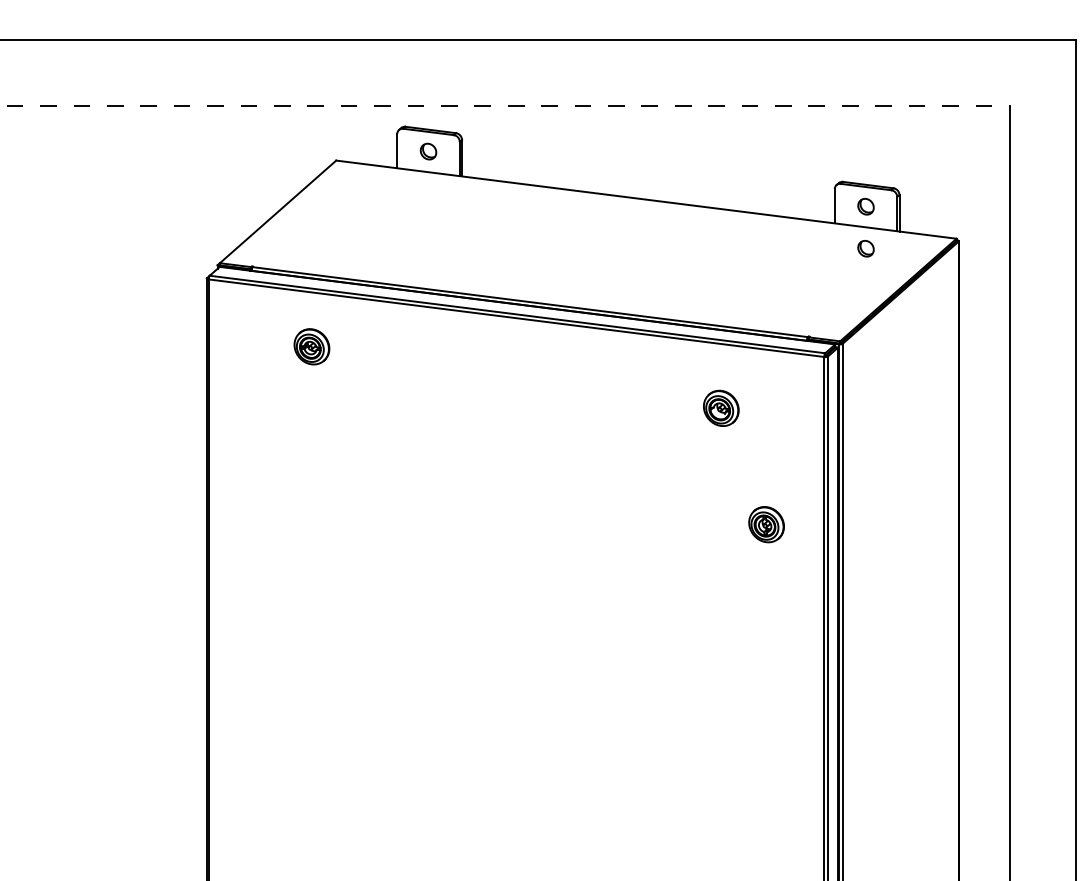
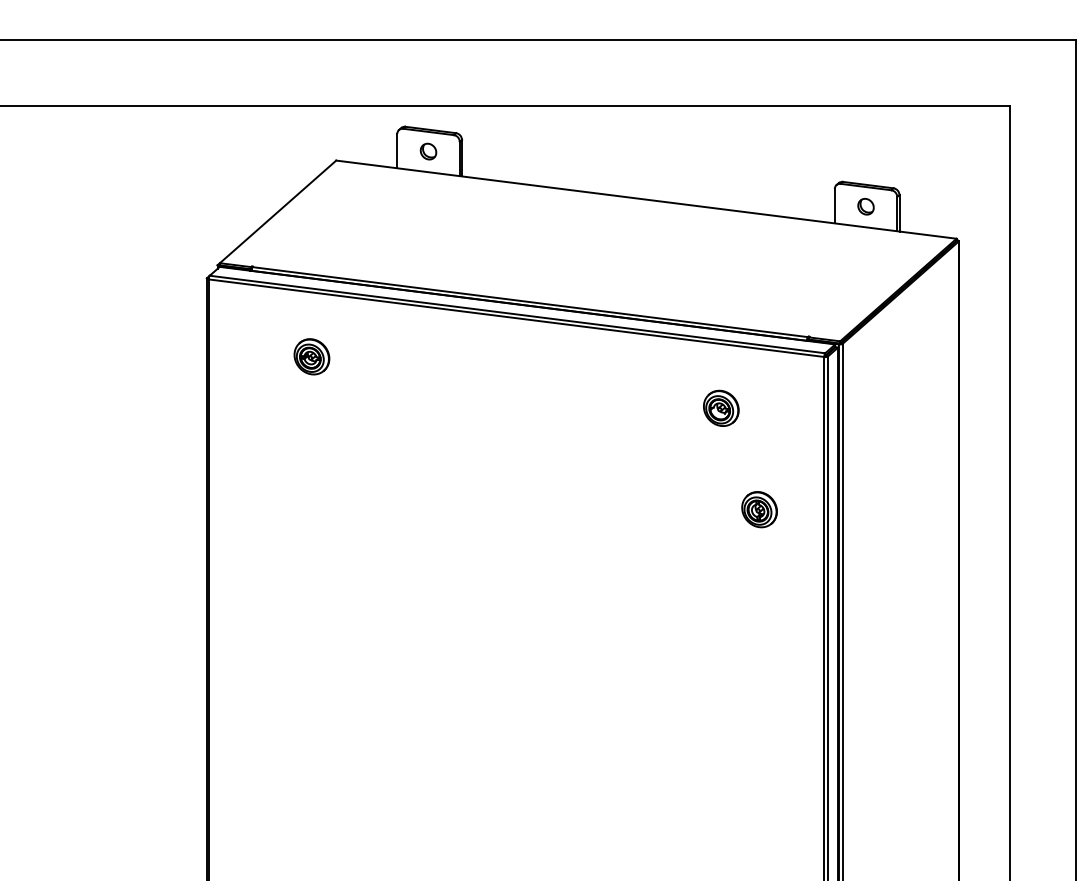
line: dashed -> solid (505, 105)
part: present -> none (865, 248)
part position: (311, 346) -> (311, 356) (311, 356)
part position: (766, 524) -> (759, 509) (759, 509)
